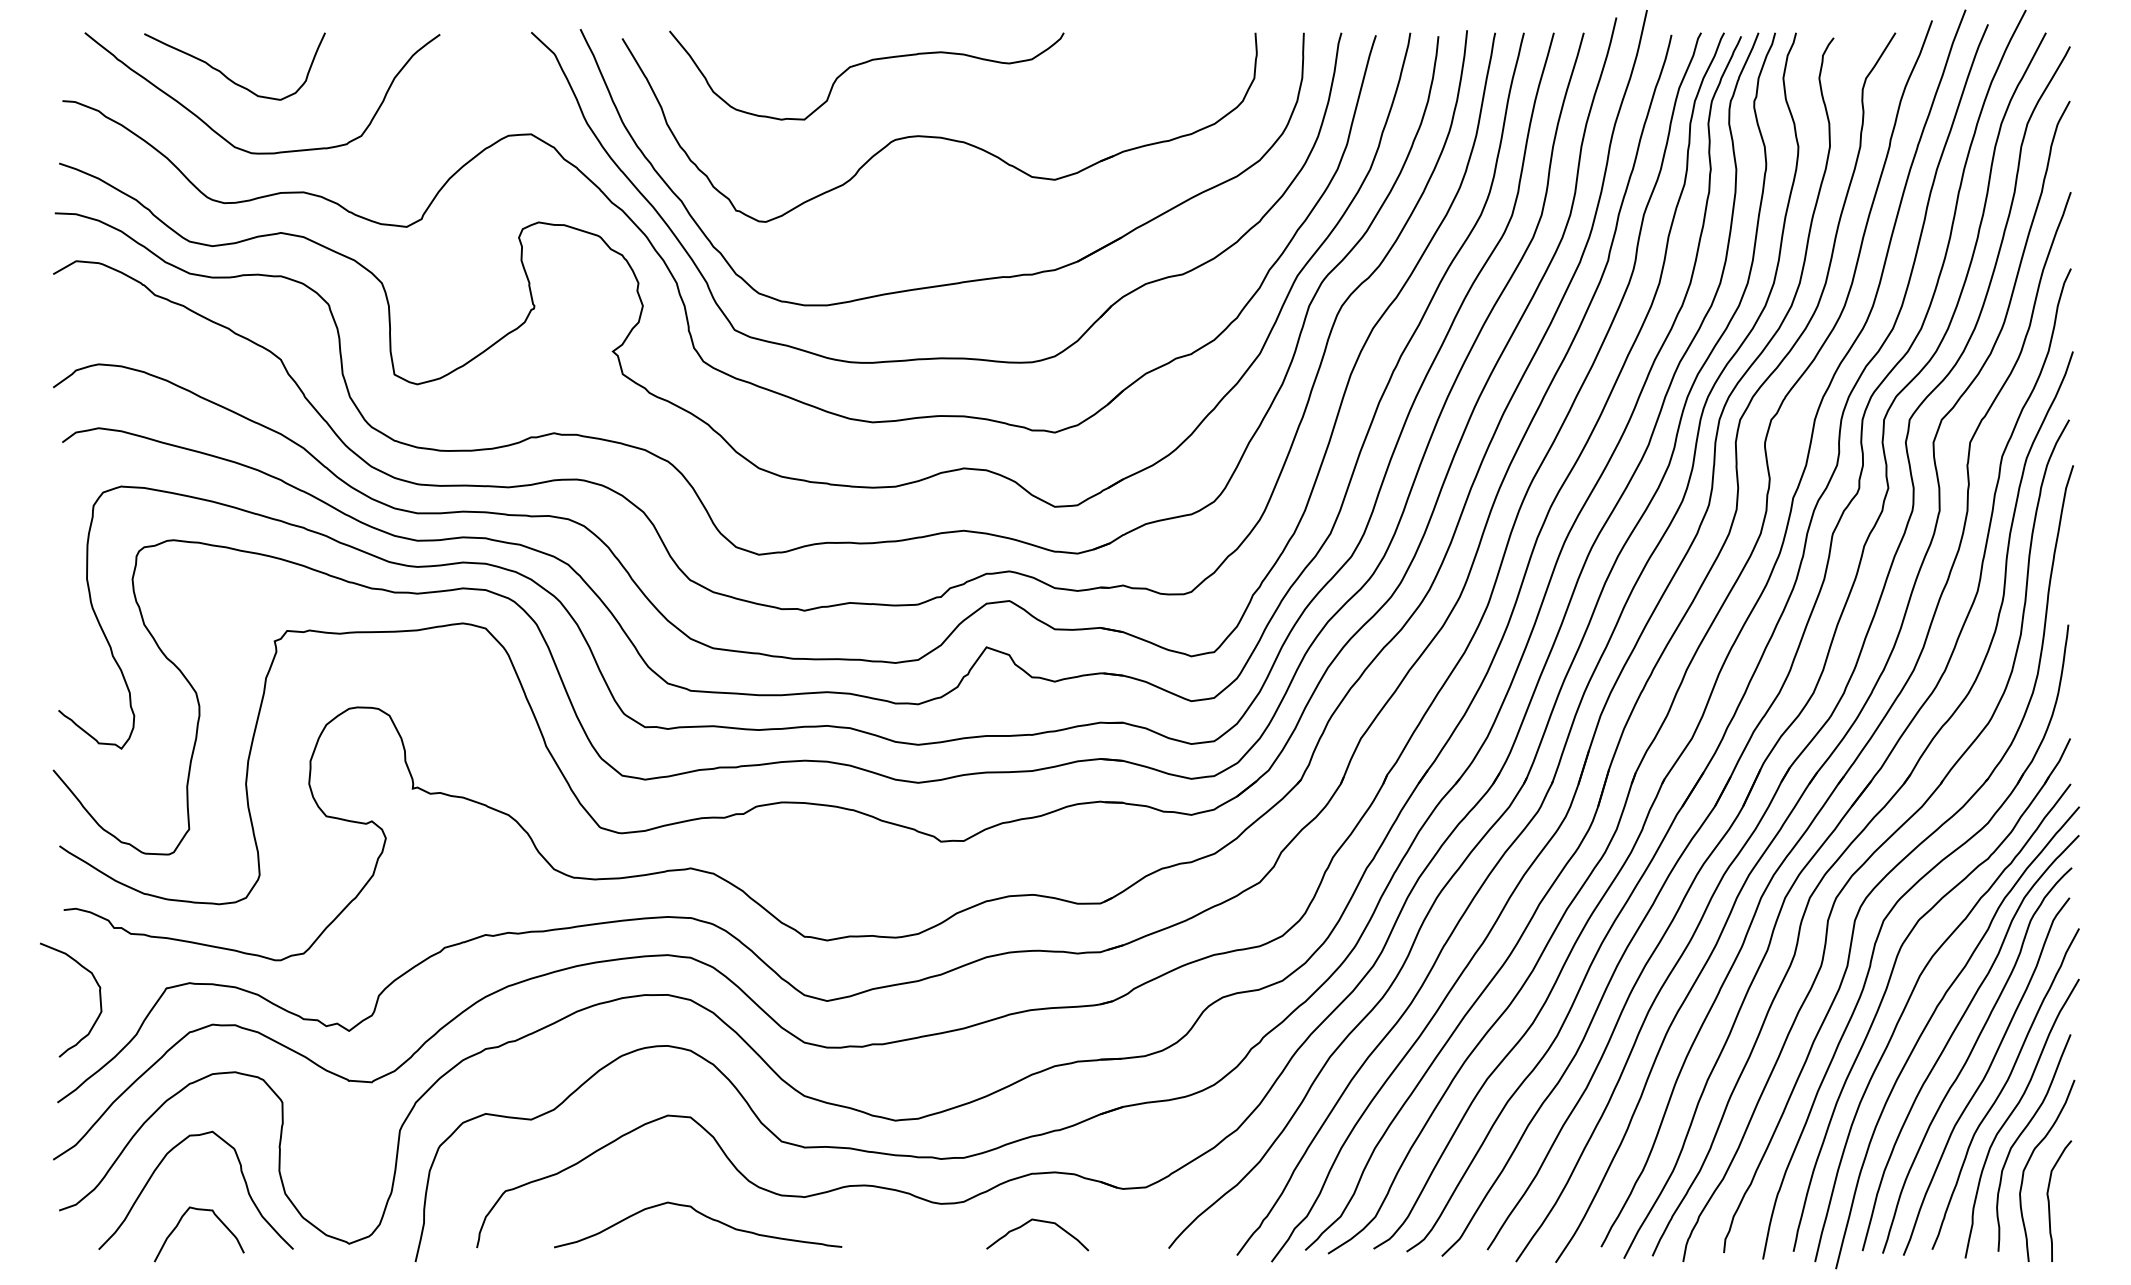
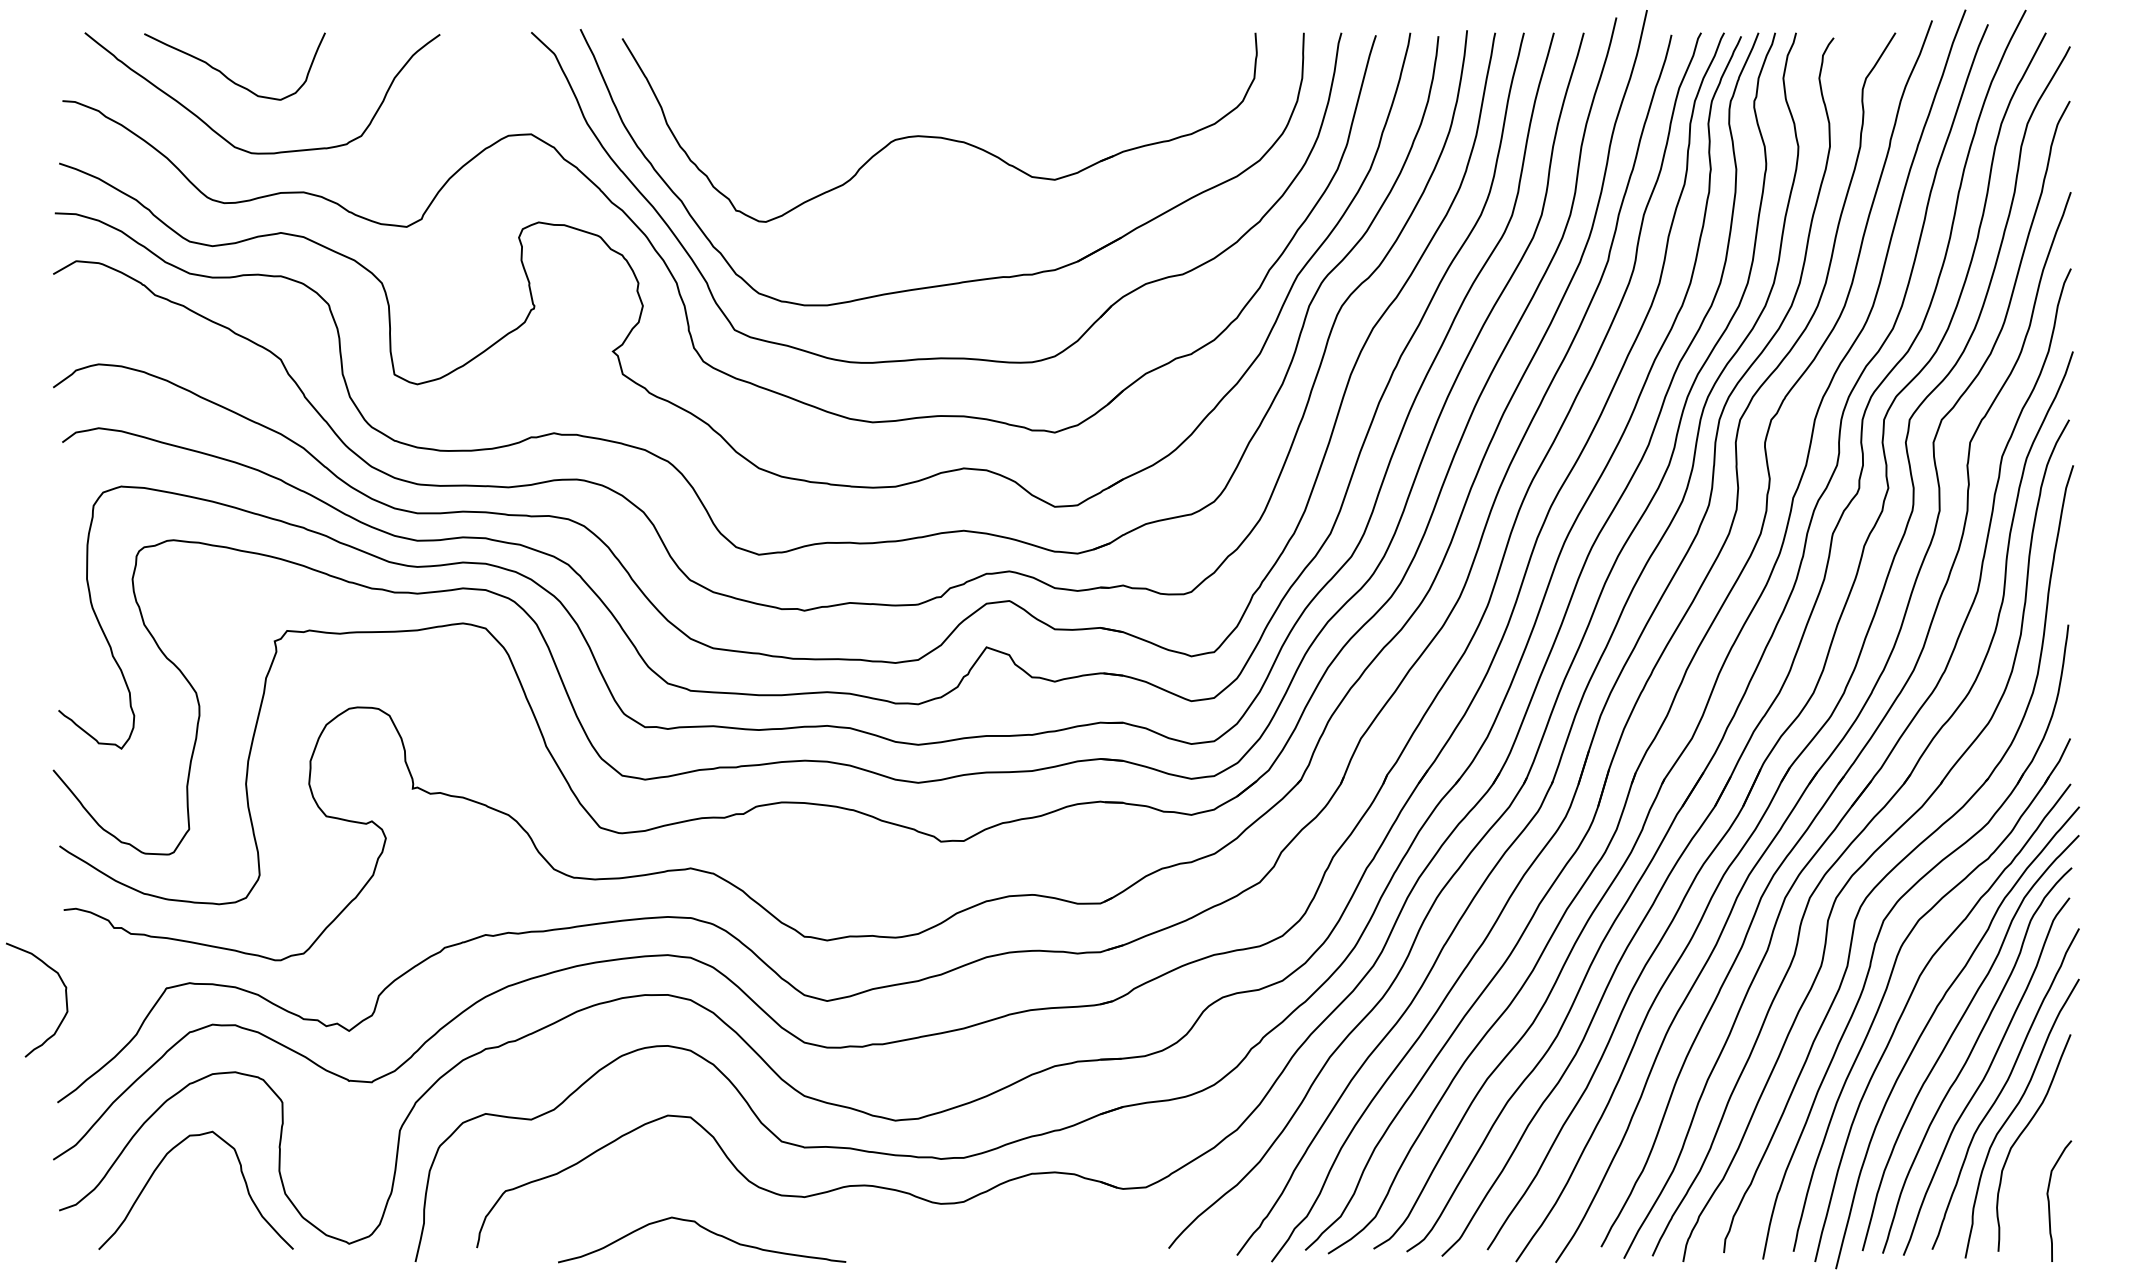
curve: present -> none (862, 64)
curve position: (99, 999) -> (65, 999) (65, 999)
curve: present -> none (2029, 1161)
curve position: (702, 1215) -> (706, 1230) (706, 1230)
curve: present -> none (181, 1220)
curve: present -> none (1037, 1221)
